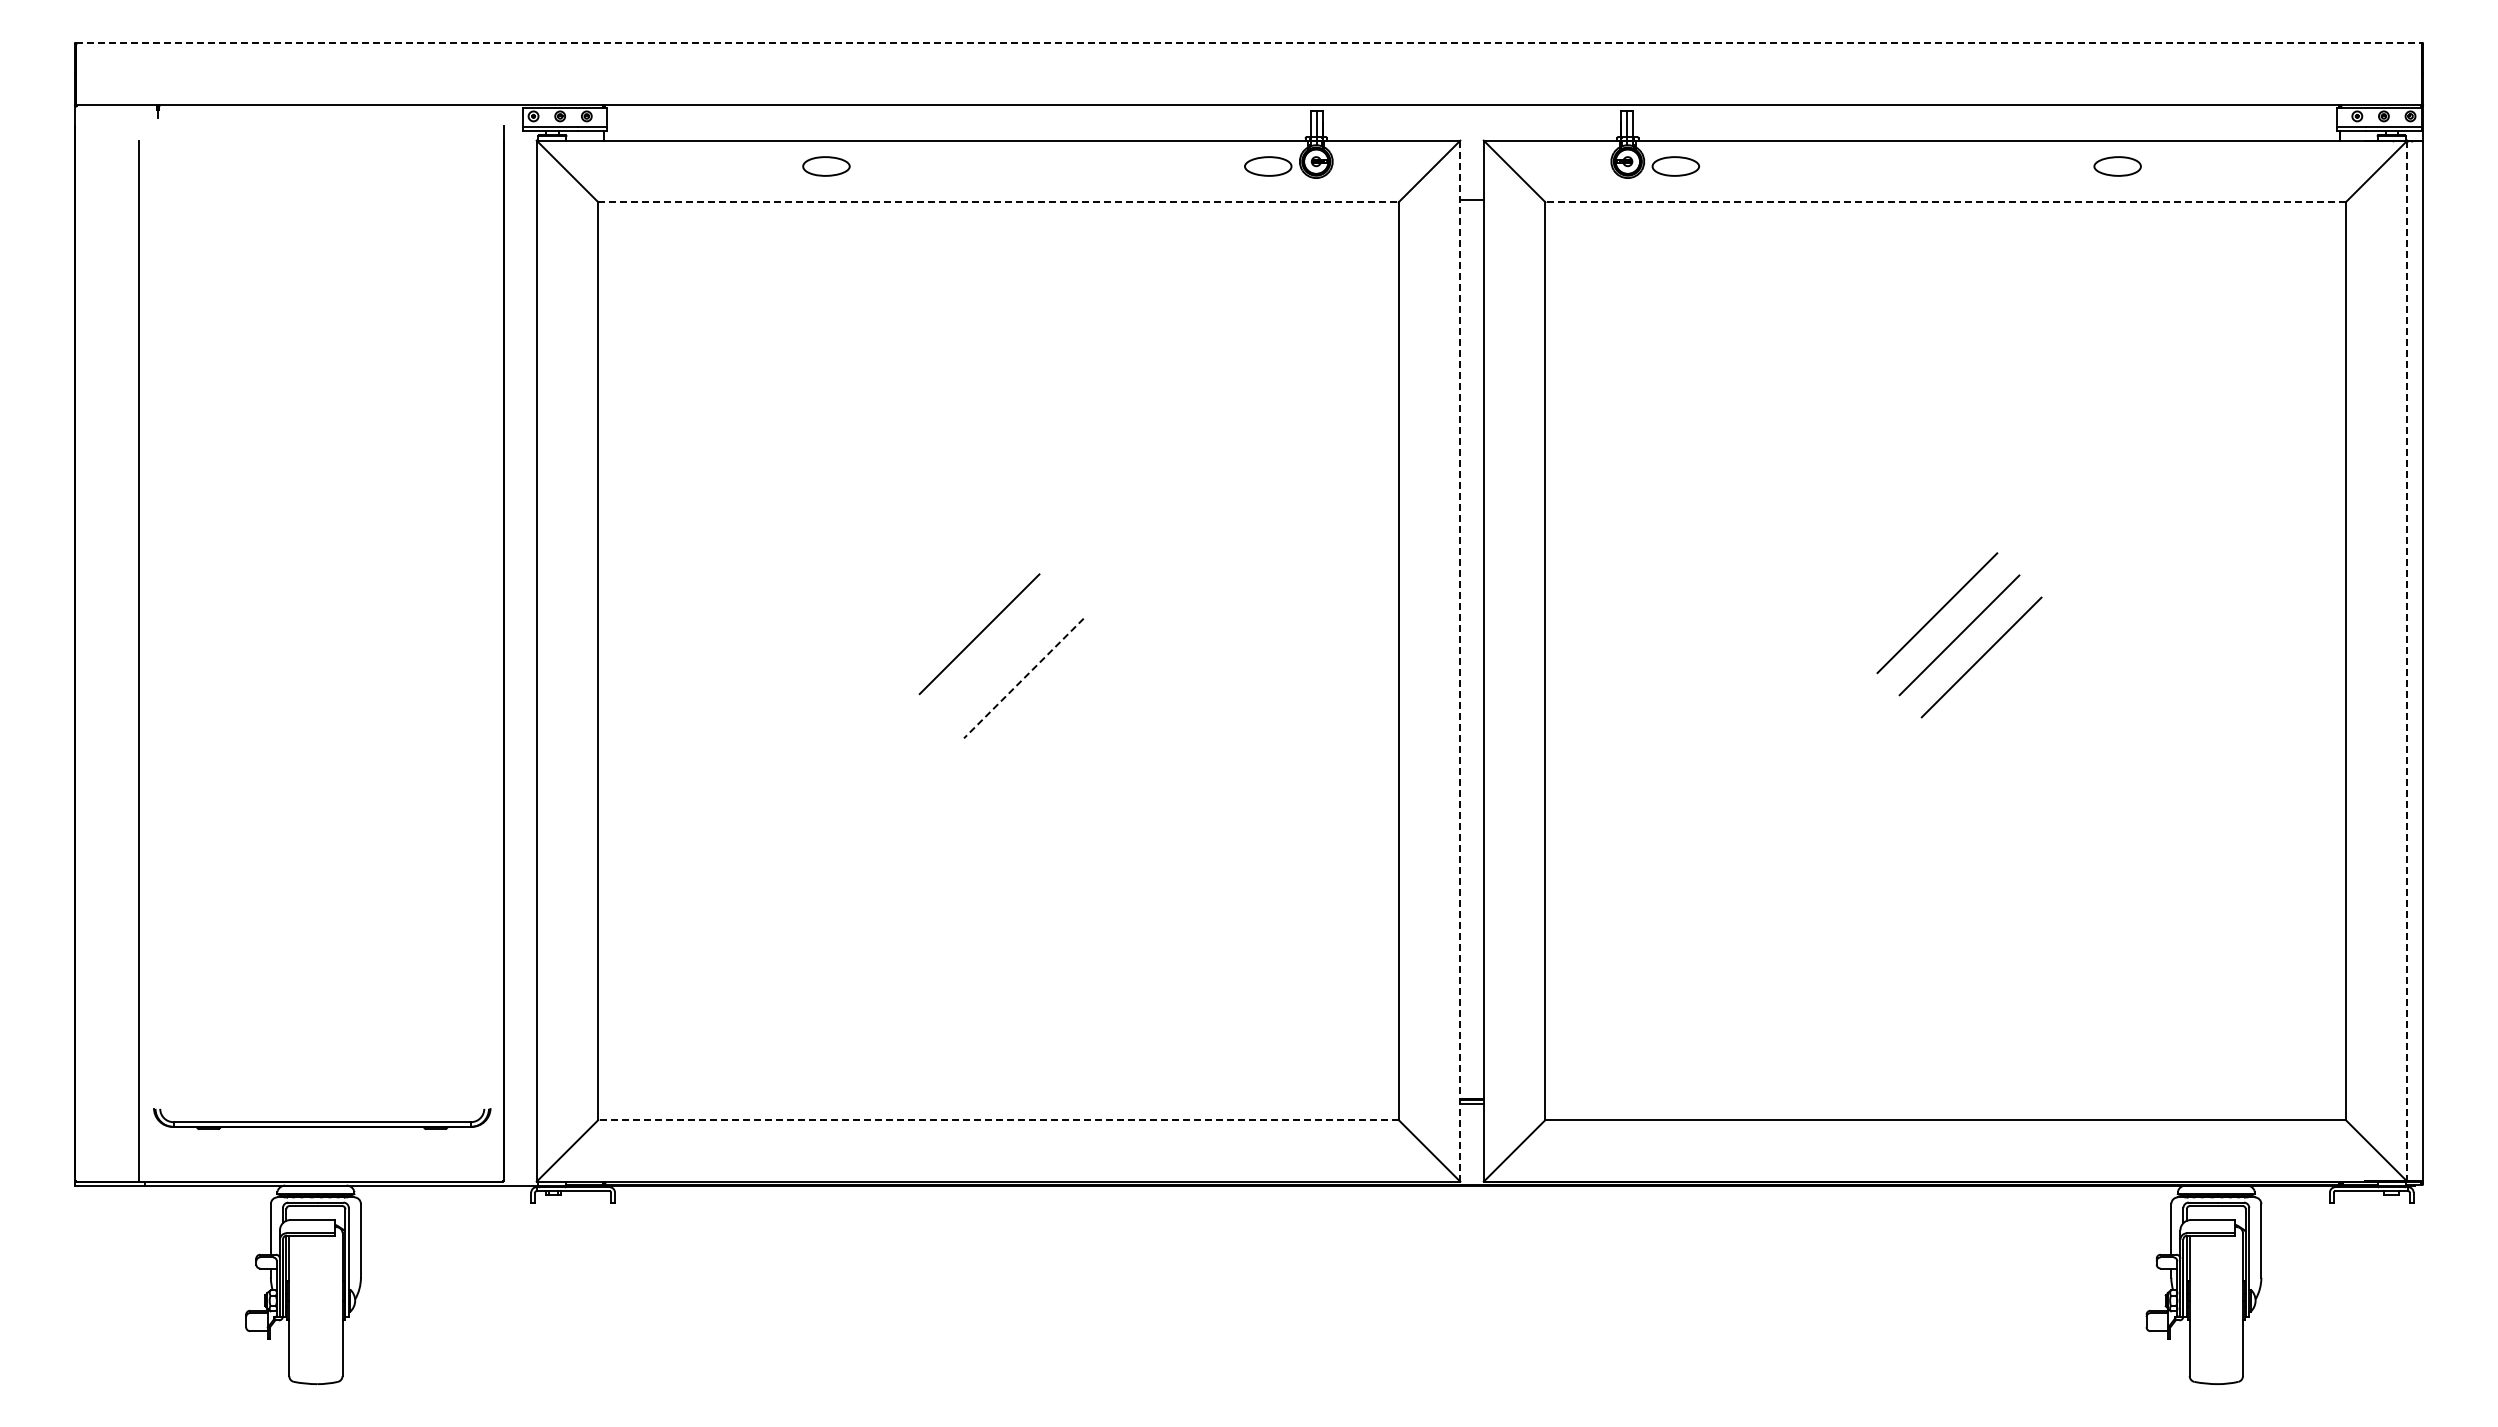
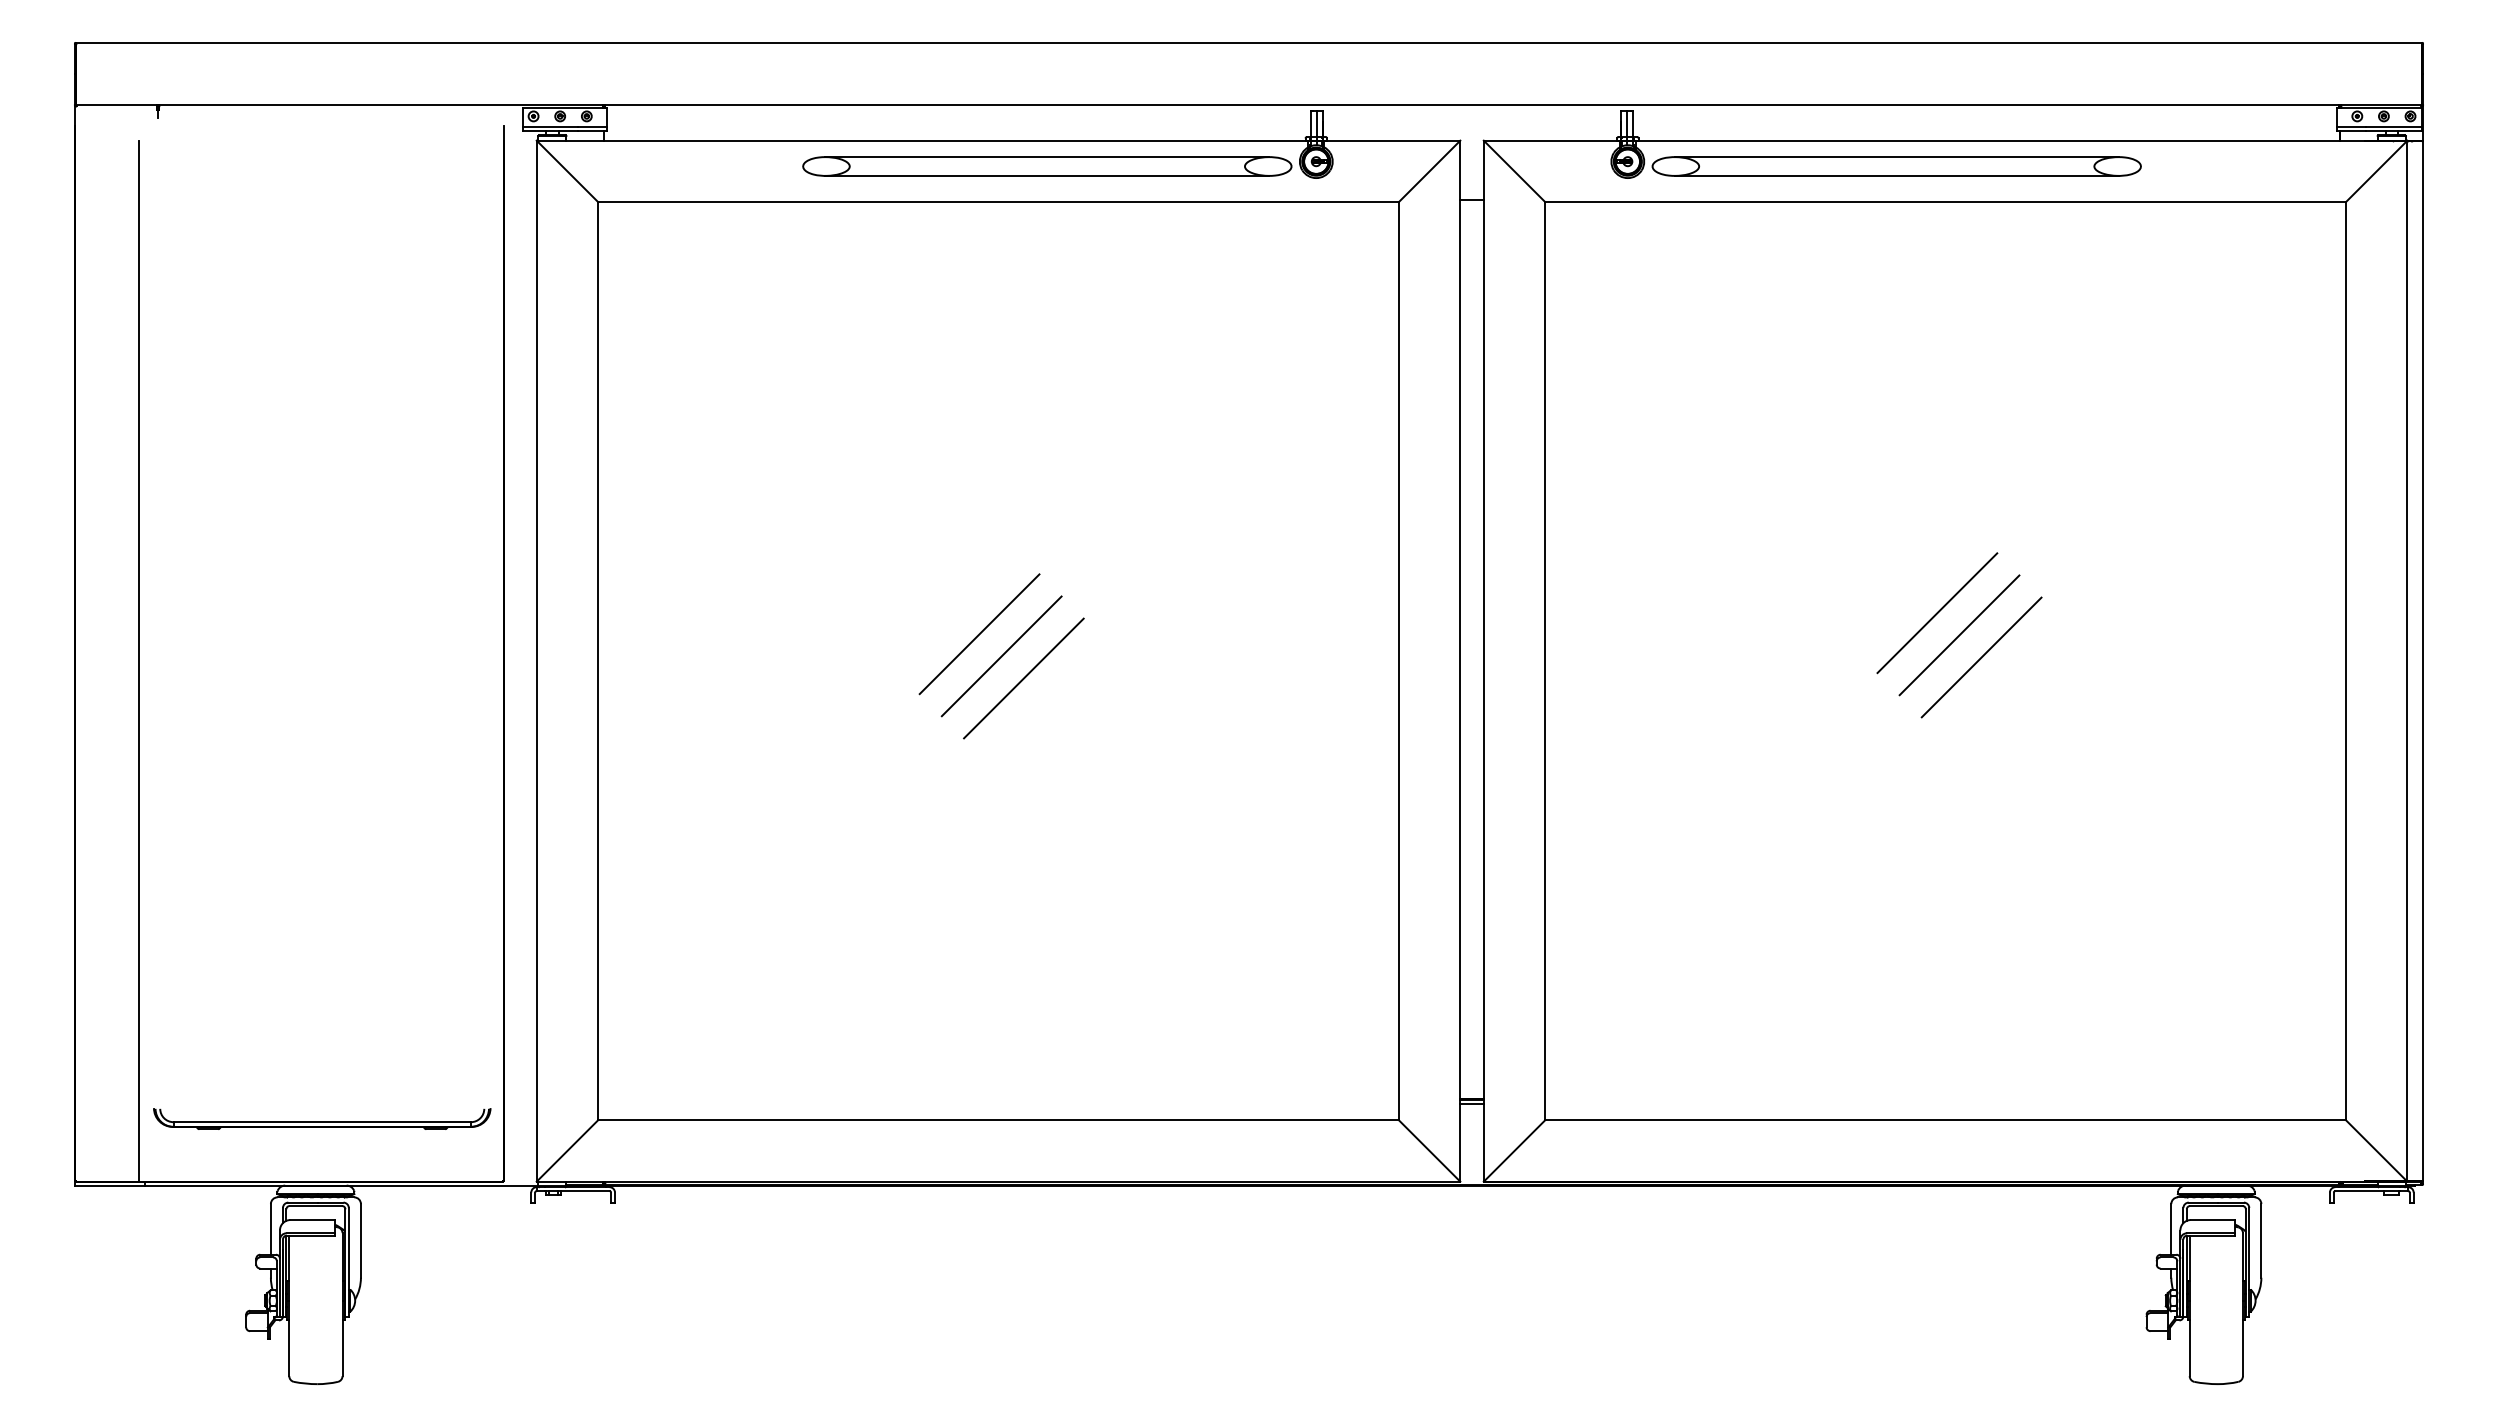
line: dashed -> solid (1249, 42)
line: none -> present (1047, 157)
line: none -> present (1896, 157)
line: none -> present (1047, 175)
line: none -> present (1896, 175)
line: dashed -> solid (999, 202)
line: dashed -> solid (1945, 202)
line: none -> present (1001, 656)
line: dashed -> solid (1460, 660)
line: dashed -> solid (2407, 660)
line: dashed -> solid (1023, 678)
line: dashed -> solid (998, 1120)
